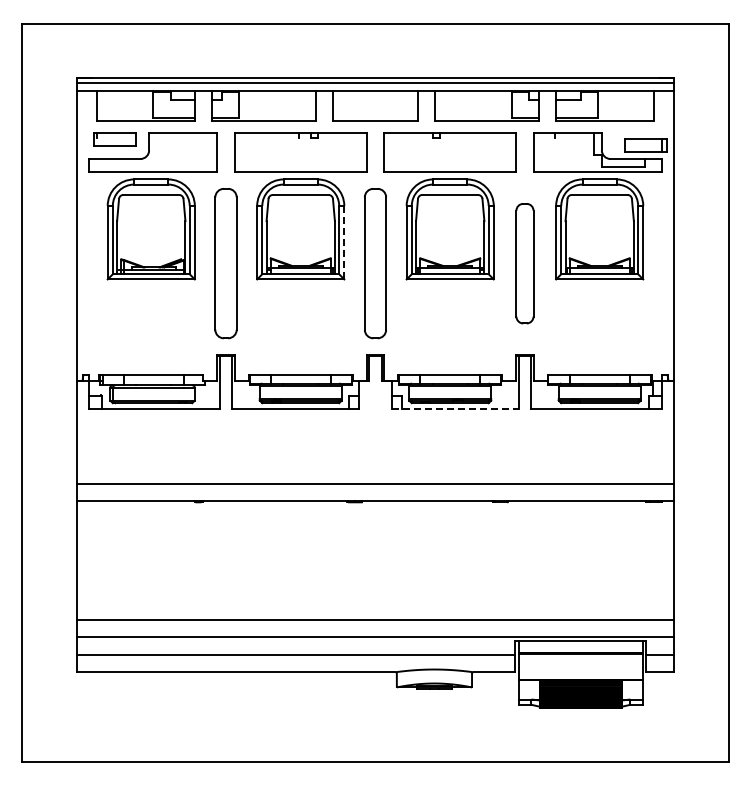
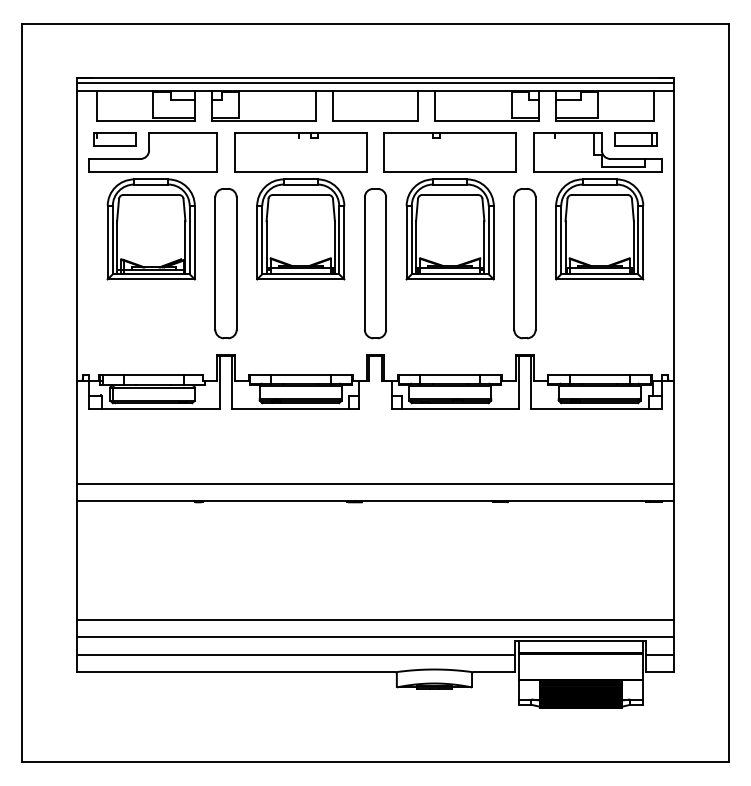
part position: (645, 145) -> (635, 139) (635, 139)
line: dashed -> solid (344, 242)
part size: 20x122 px -> 24x152 px (524, 263)
line: dashed -> solid (455, 409)
